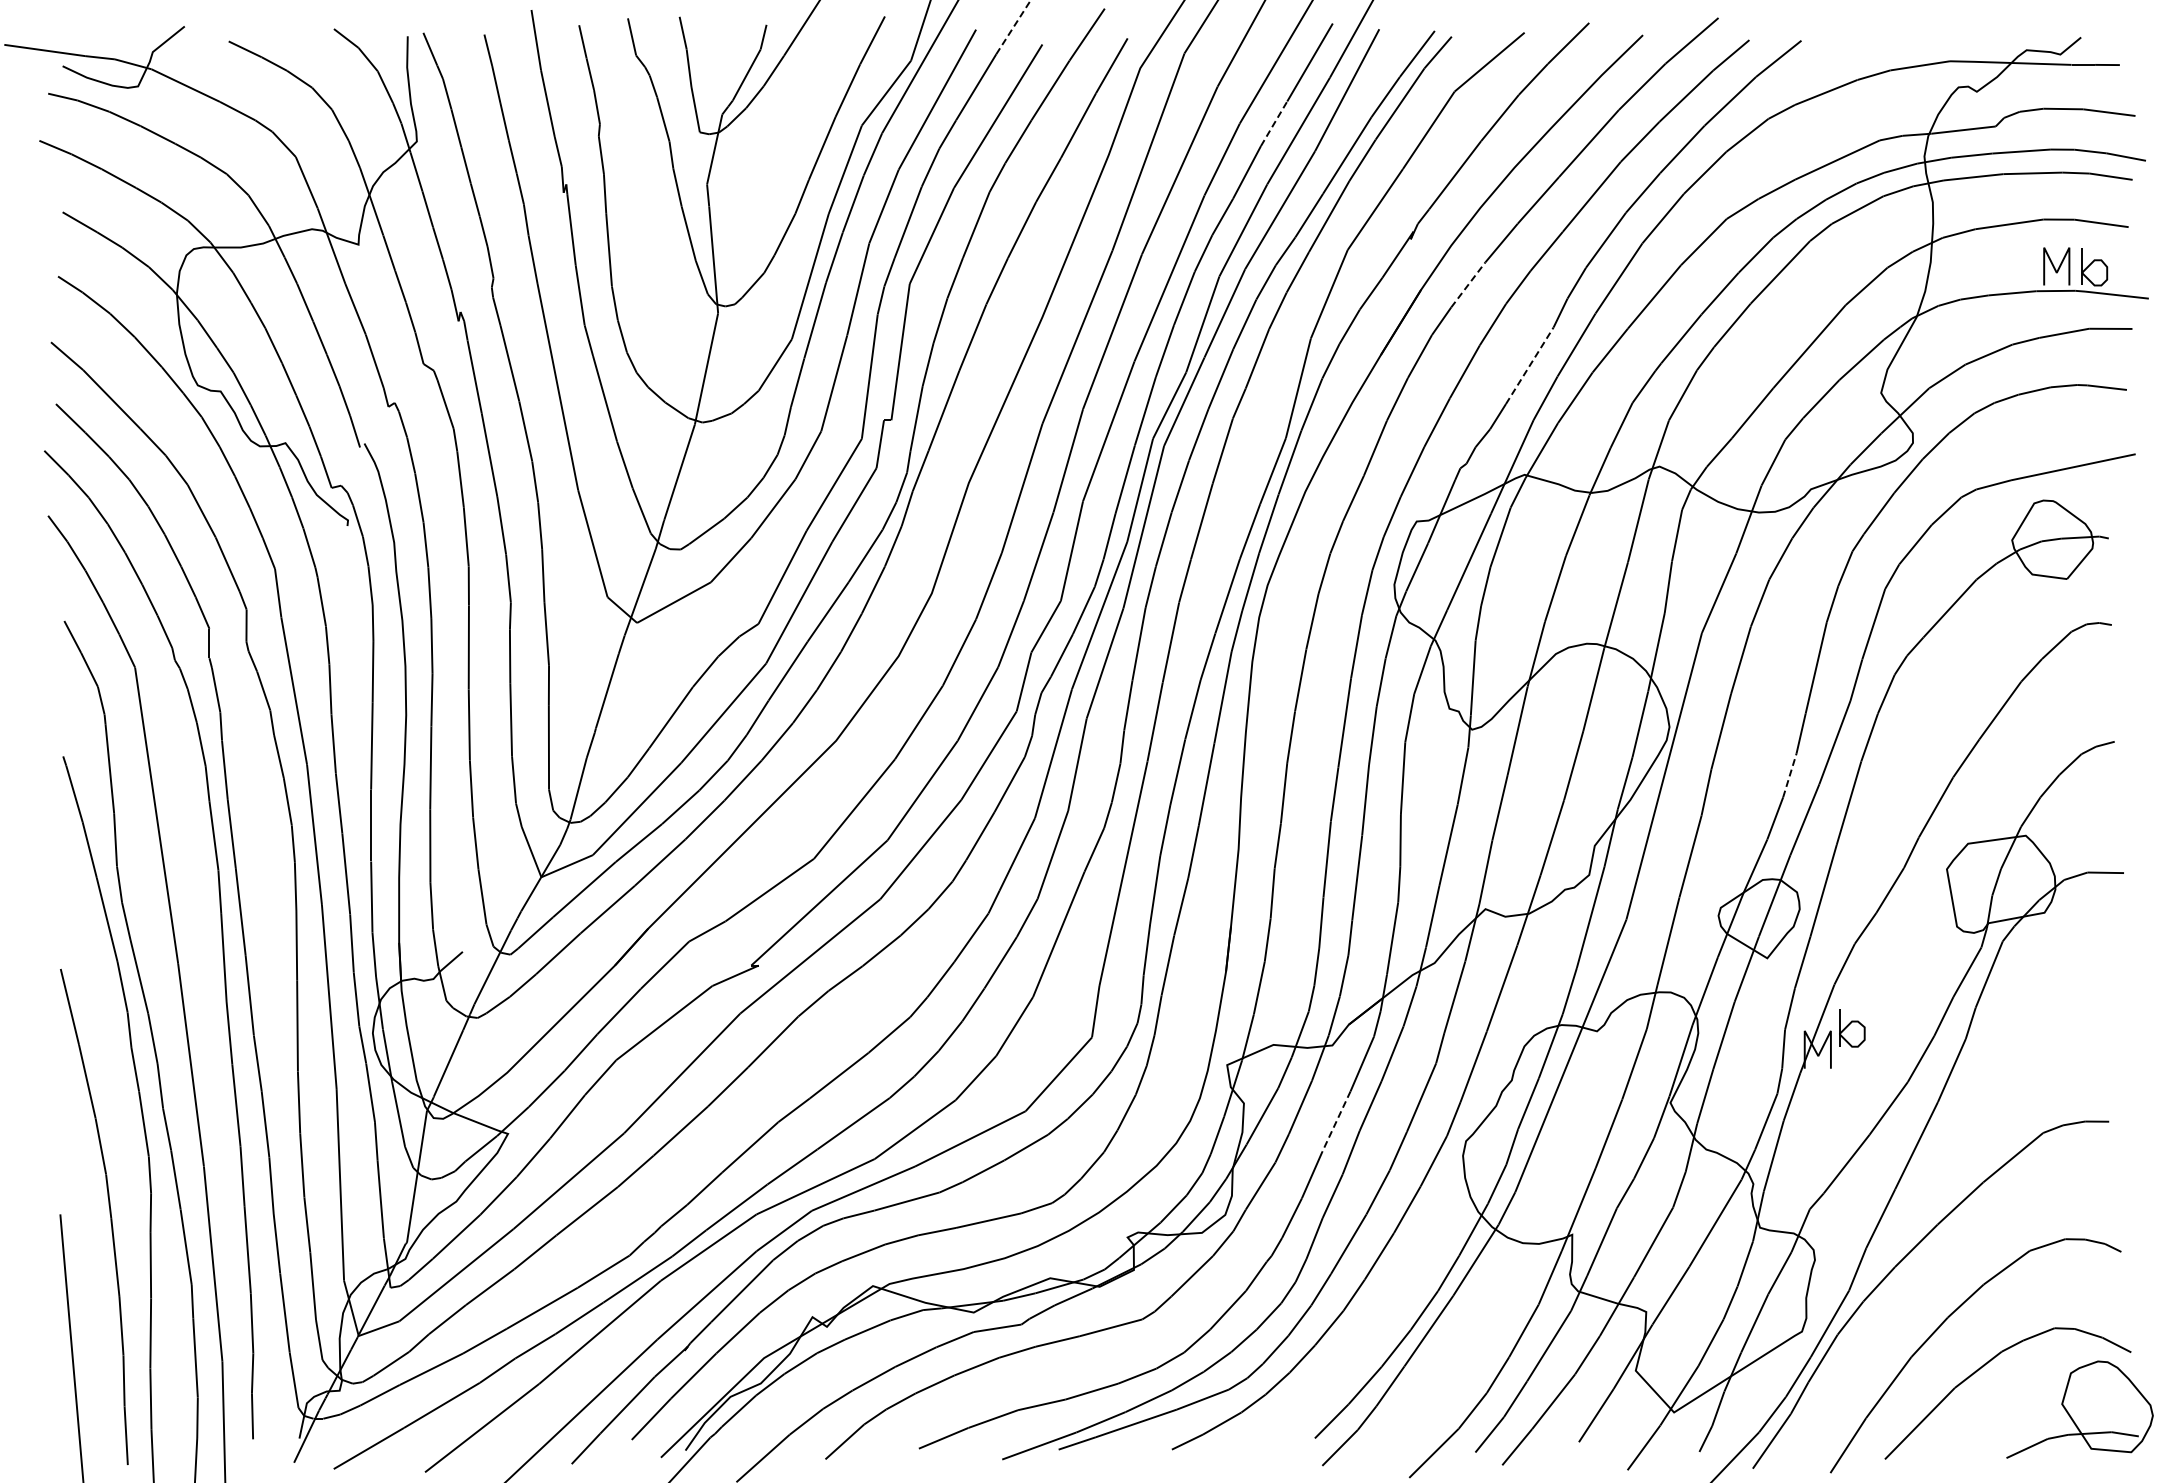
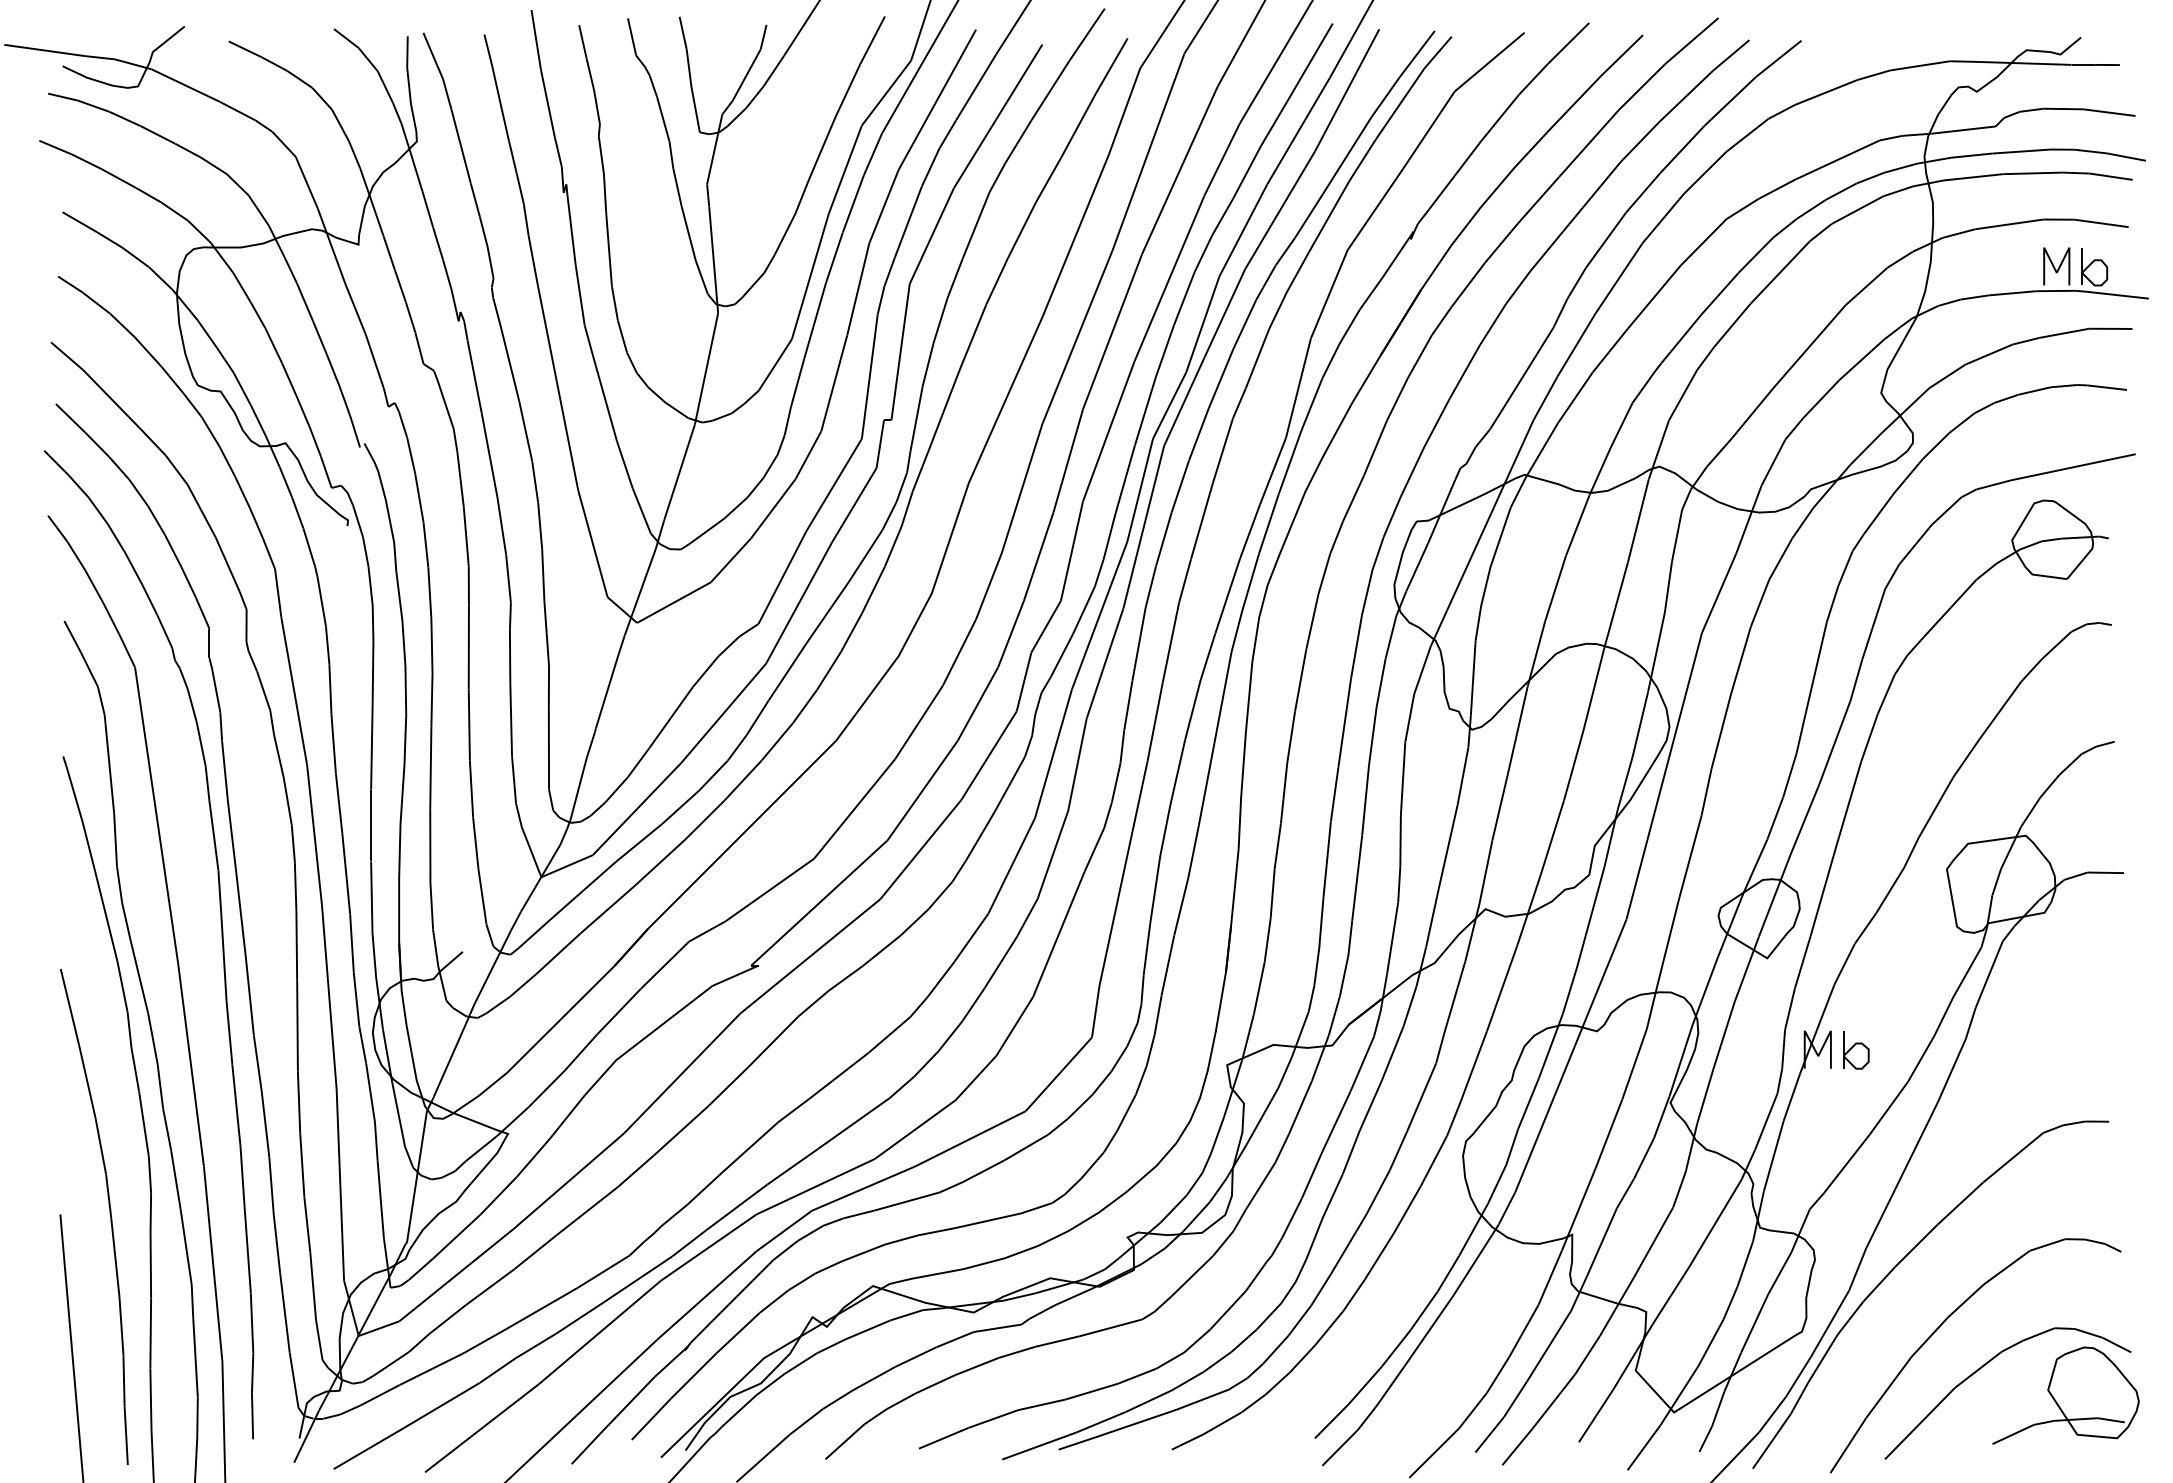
line: dashed -> solid (1013, 27)
line: dashed -> solid (1274, 123)
line: dashed -> solid (1468, 284)
line: dashed -> solid (1530, 365)
line: dashed -> solid (1789, 775)
part position: (1852, 1028) -> (1856, 1050) (1856, 1050)
line: dashed -> solid (1336, 1122)
part position: (2079, 1409) -> (2065, 1395) (2065, 1395)
